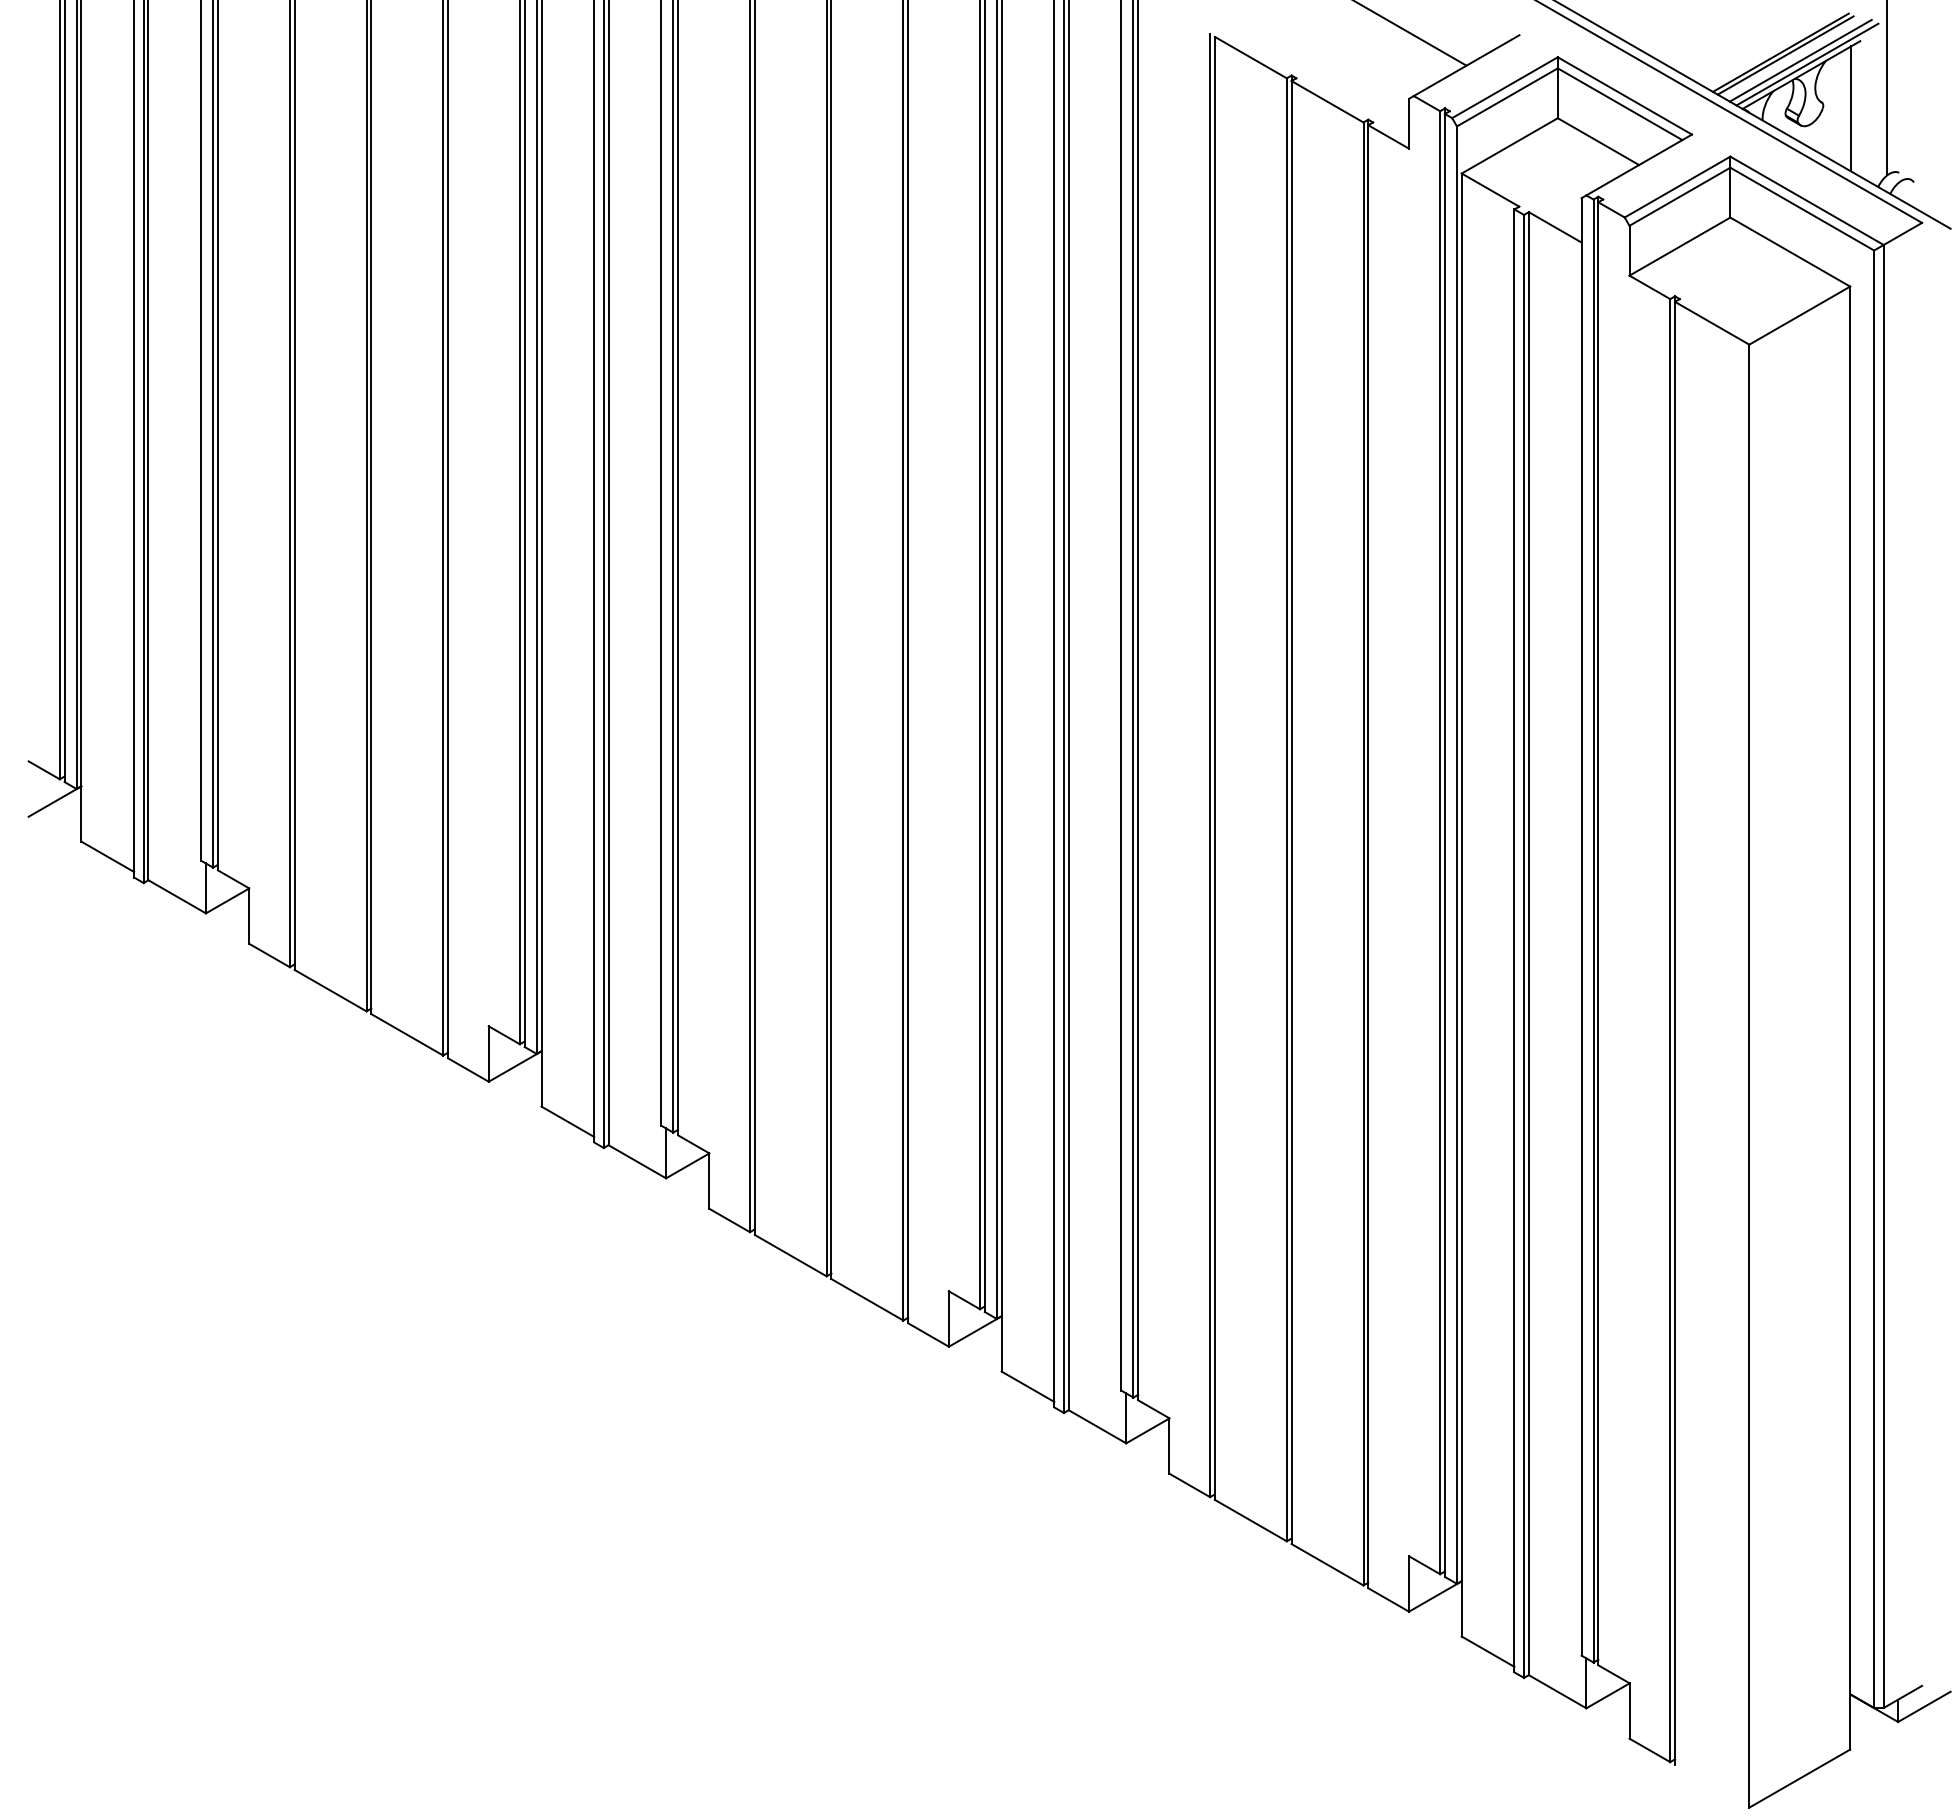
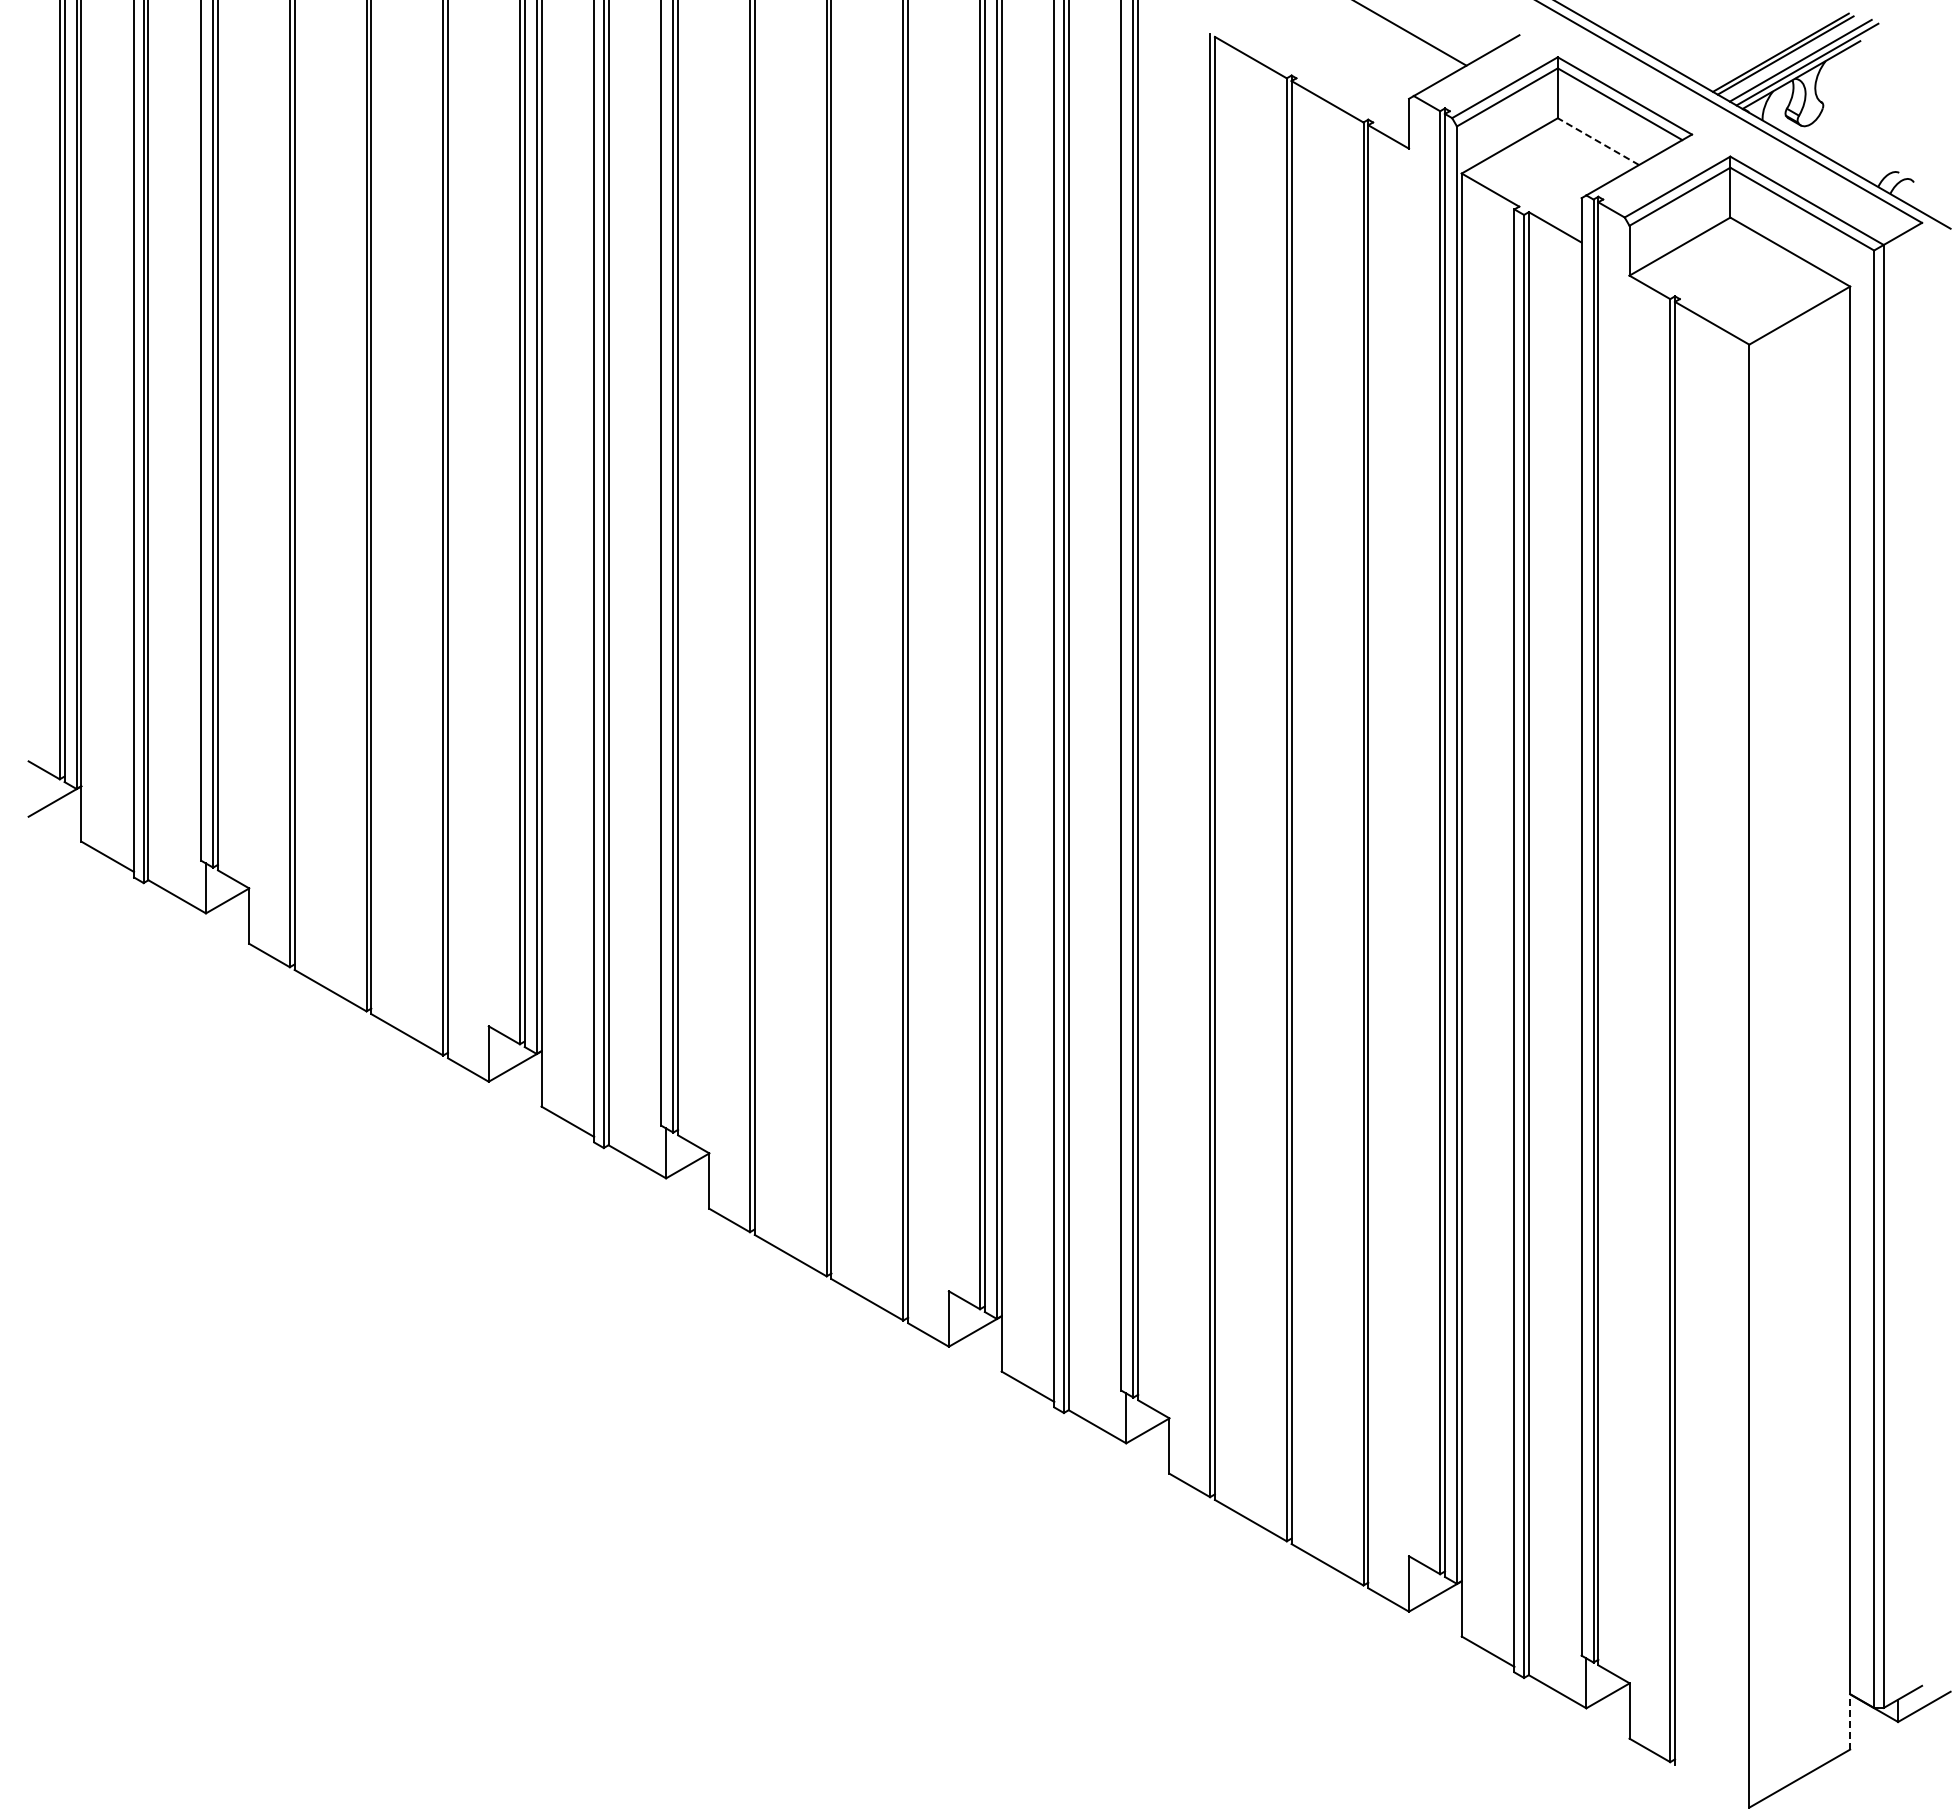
line: present -> none (1887, 88)
line: present -> none (1851, 108)
line: solid -> dashed (1598, 141)
line: solid -> dashed (1850, 1721)
